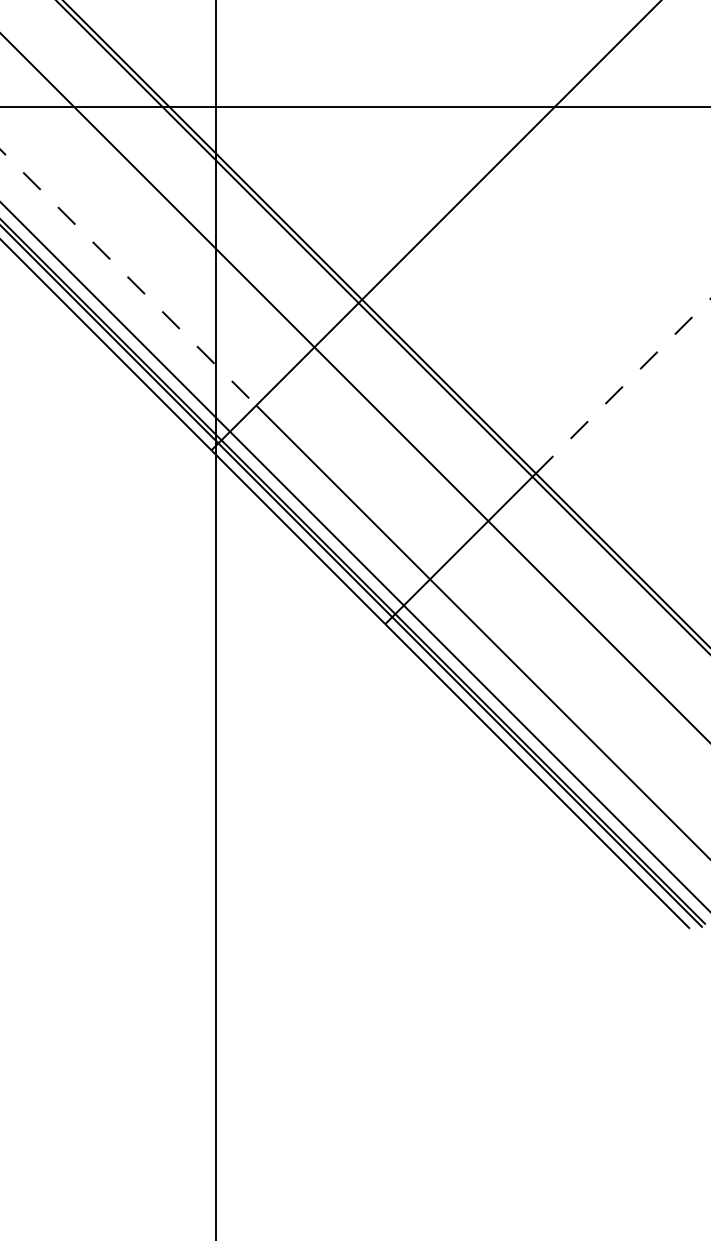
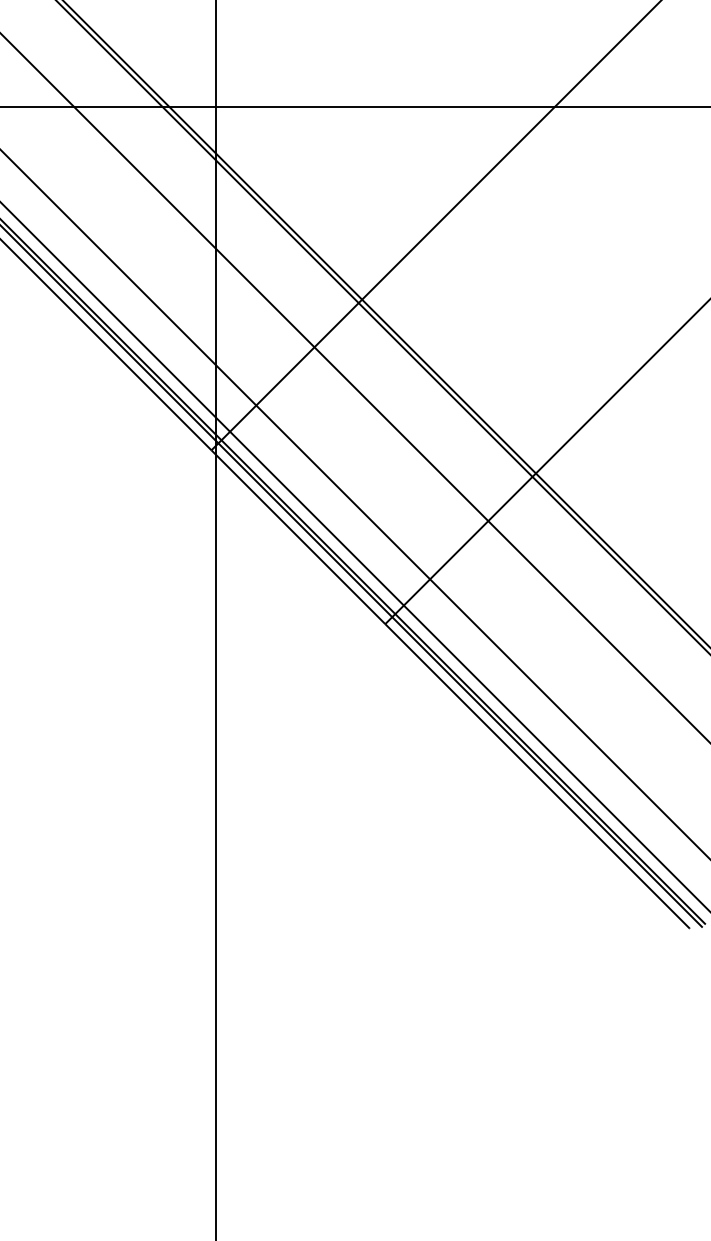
line: dashed -> solid (128, 277)
line: dashed -> solid (623, 385)
